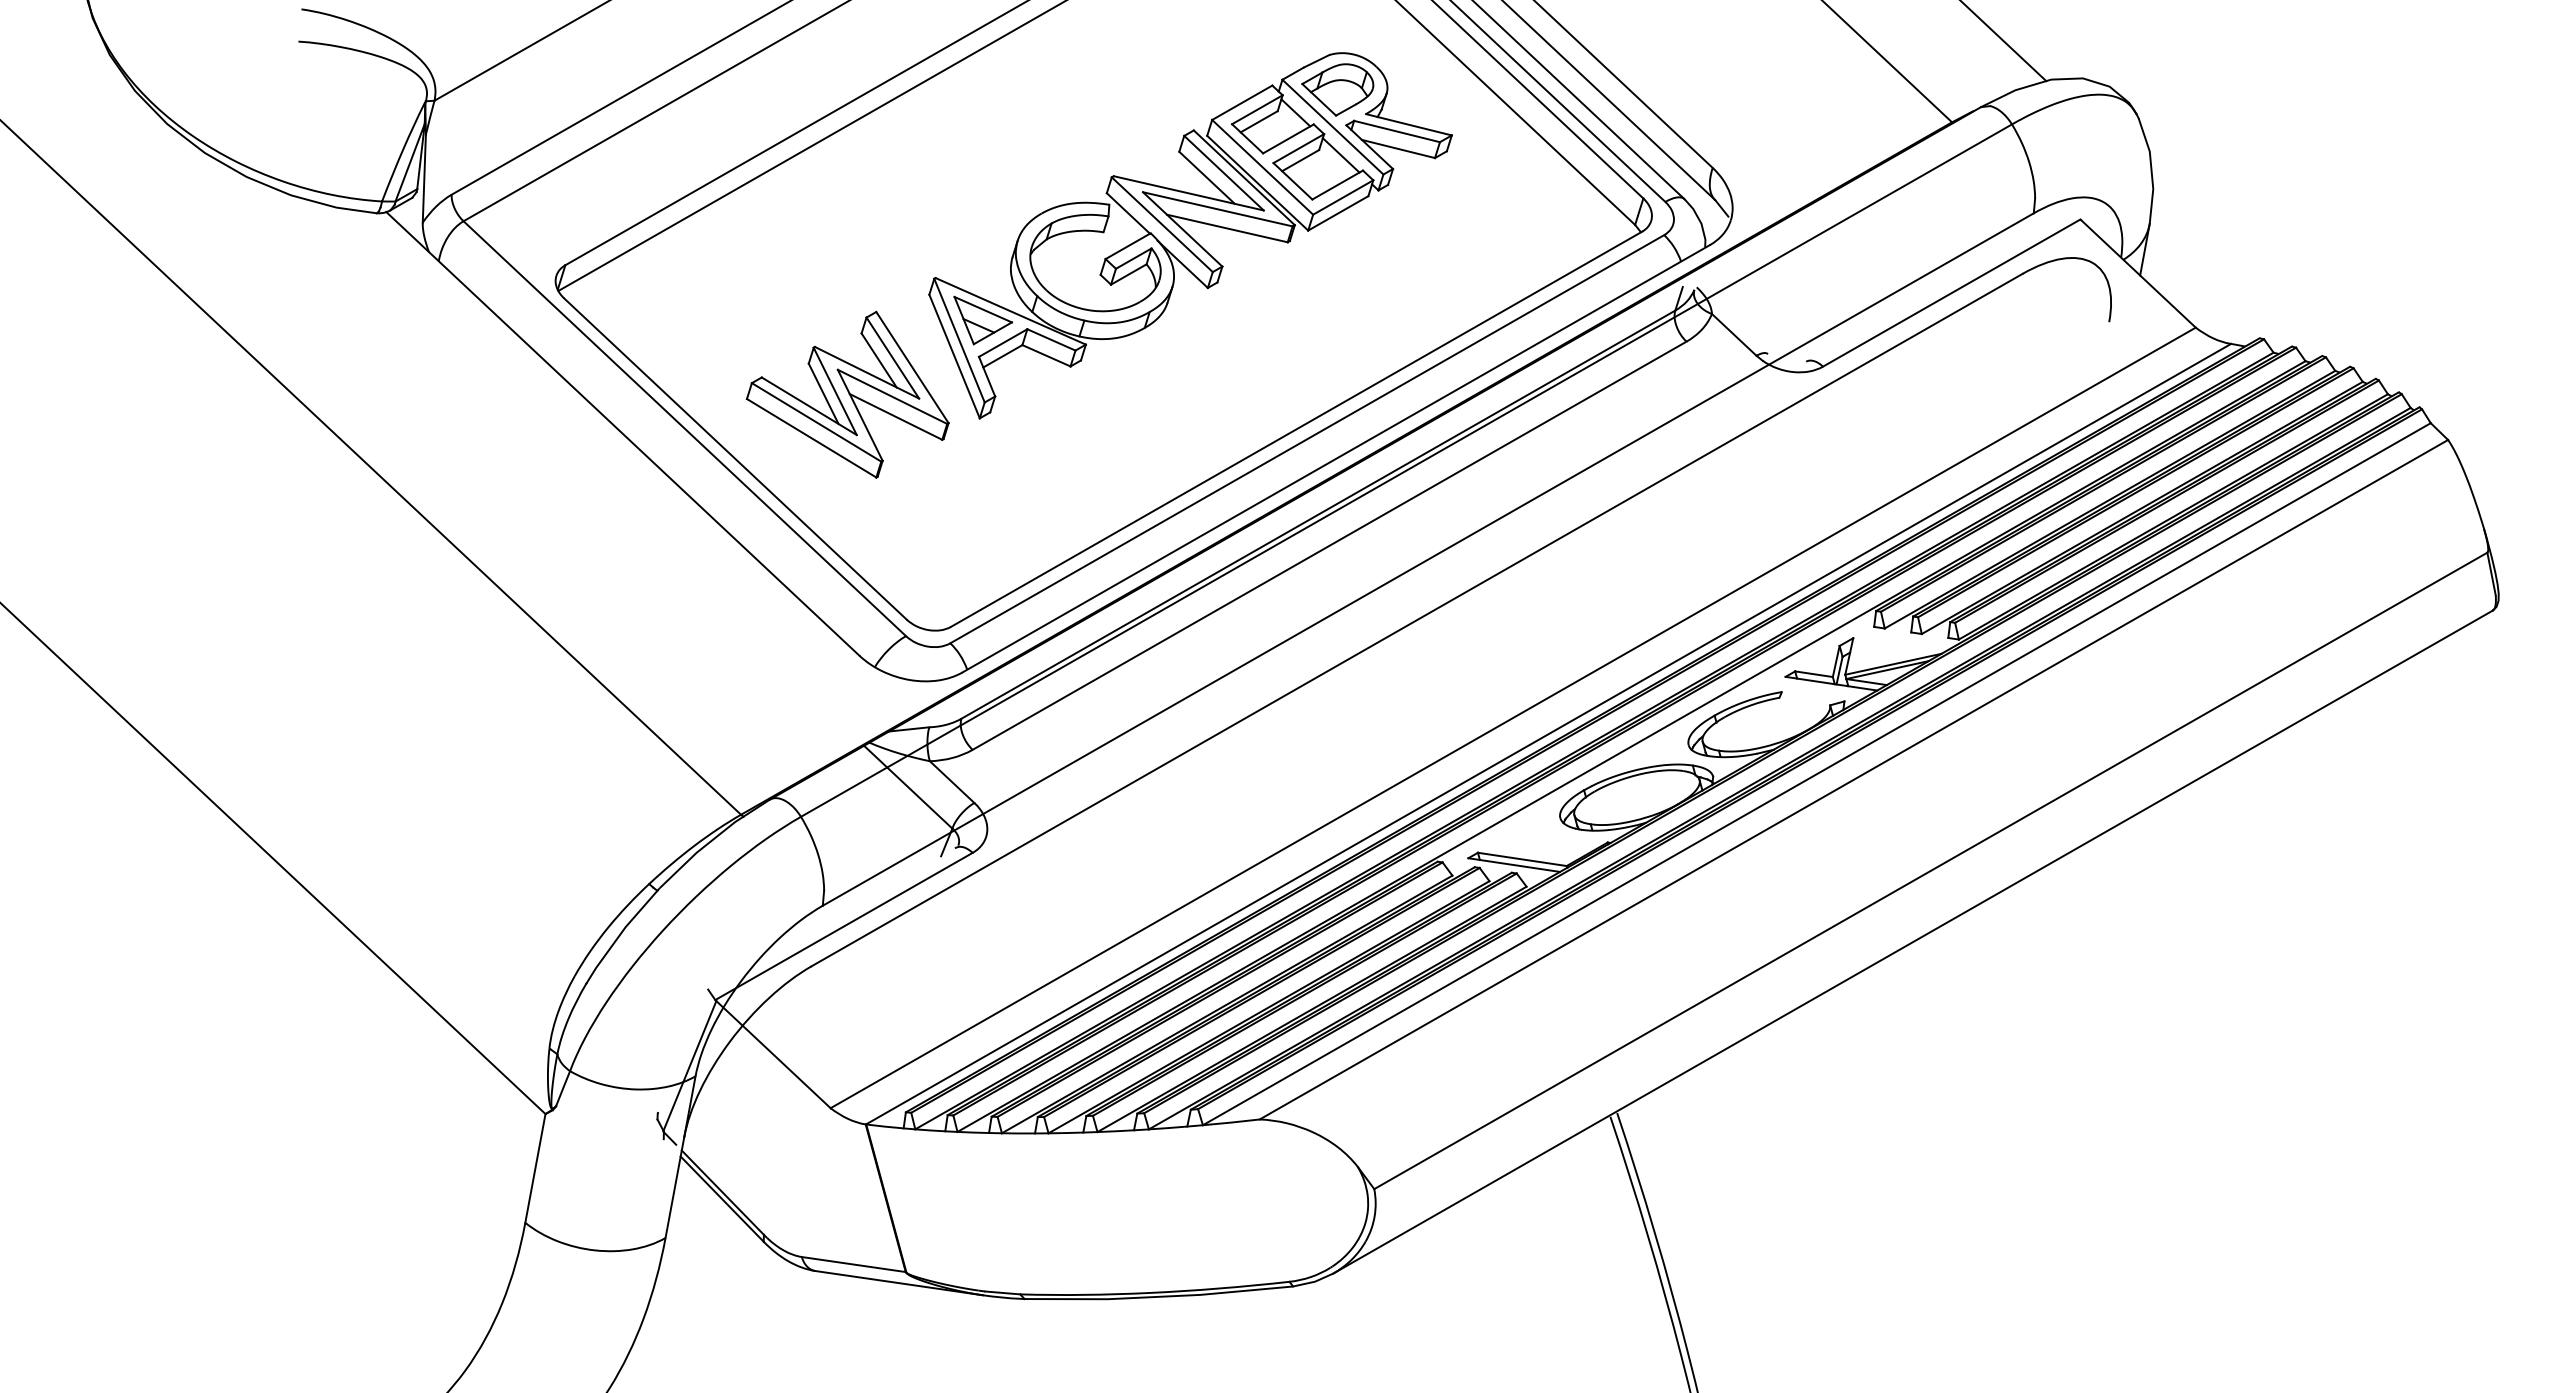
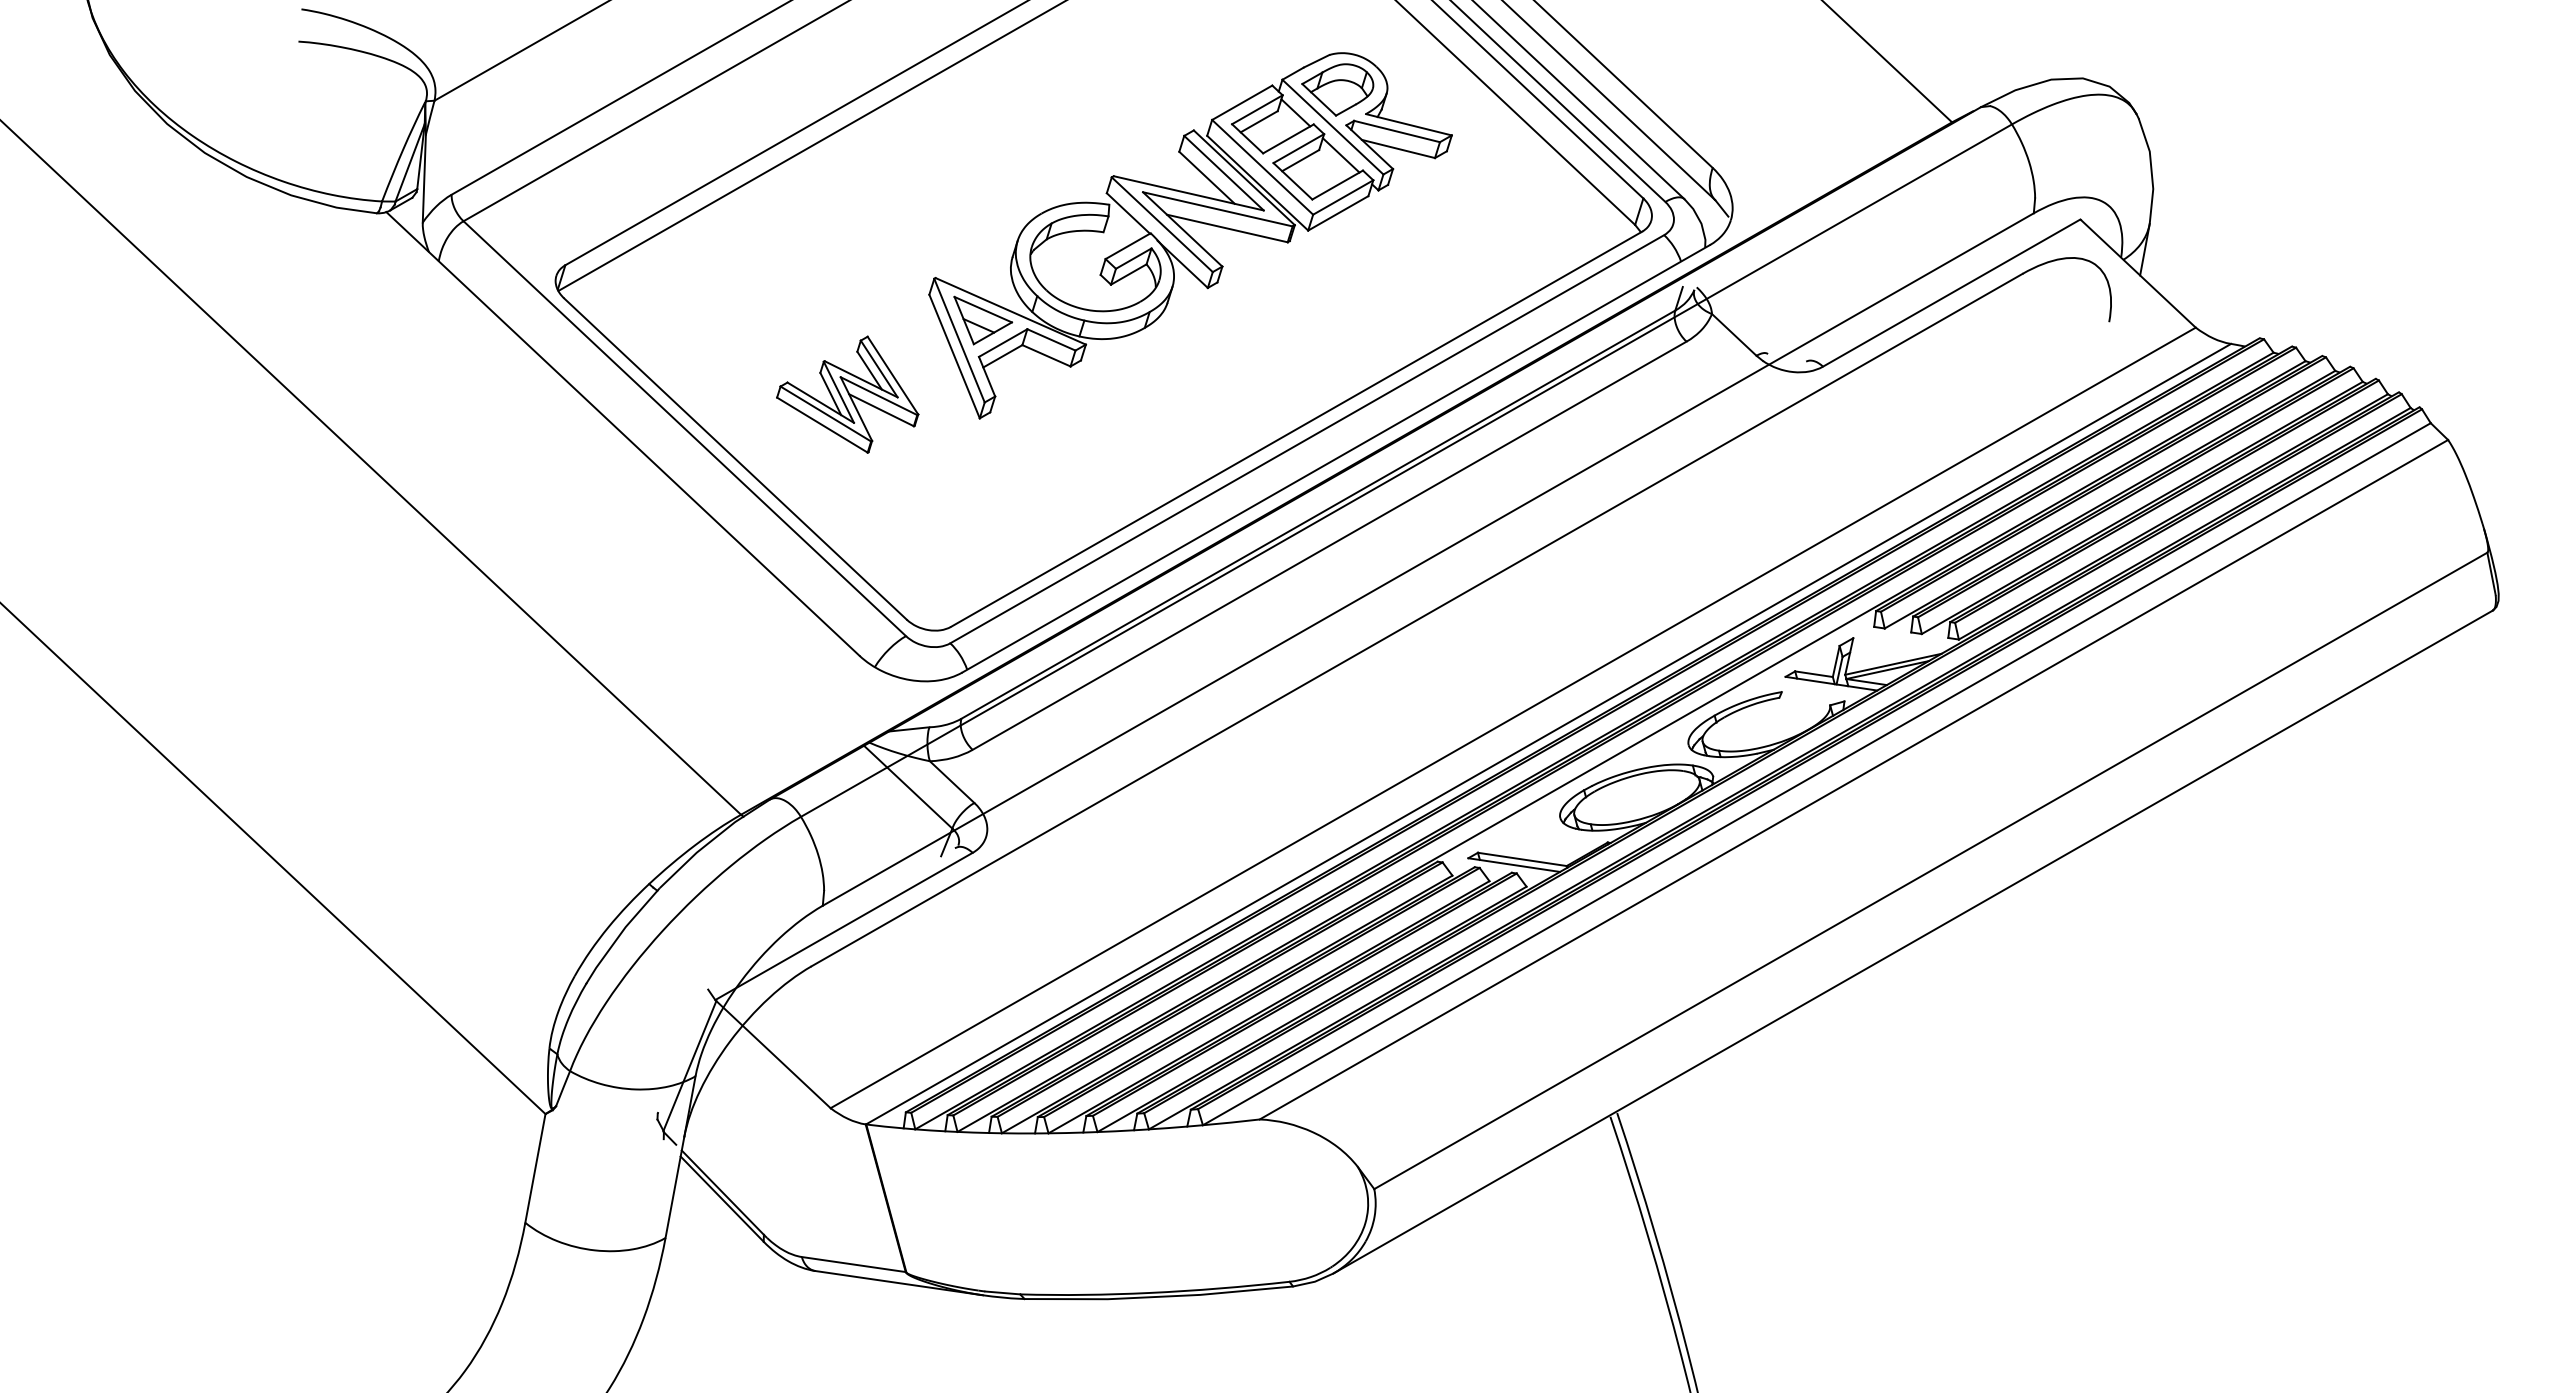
line: present -> none (2004, 41)
part size: 205x169 px -> 144x119 px (847, 394)
